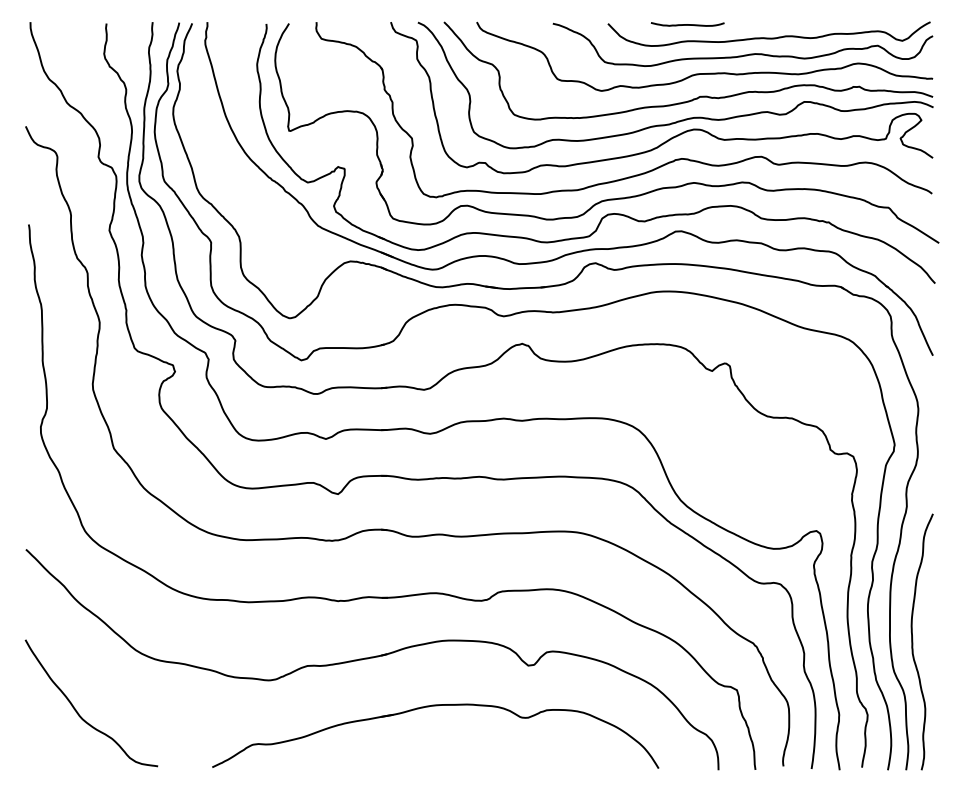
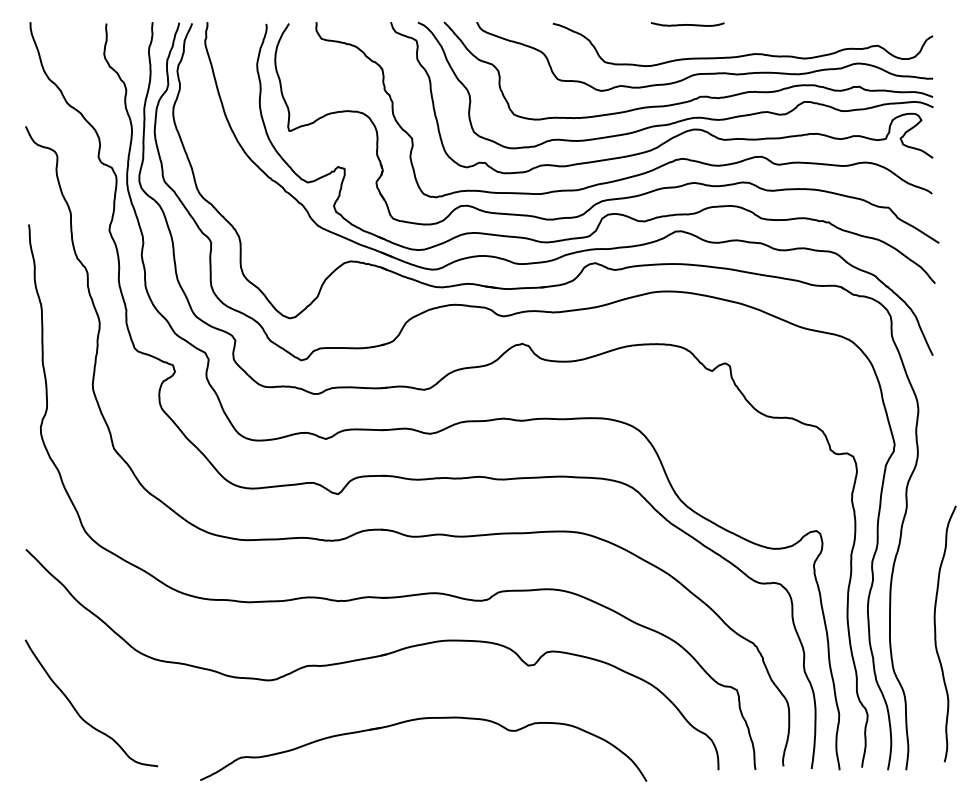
curve: present -> none (768, 37)
curve position: (913, 641) -> (936, 633) (936, 633)
part position: (429, 707) -> (417, 720) (417, 720)
